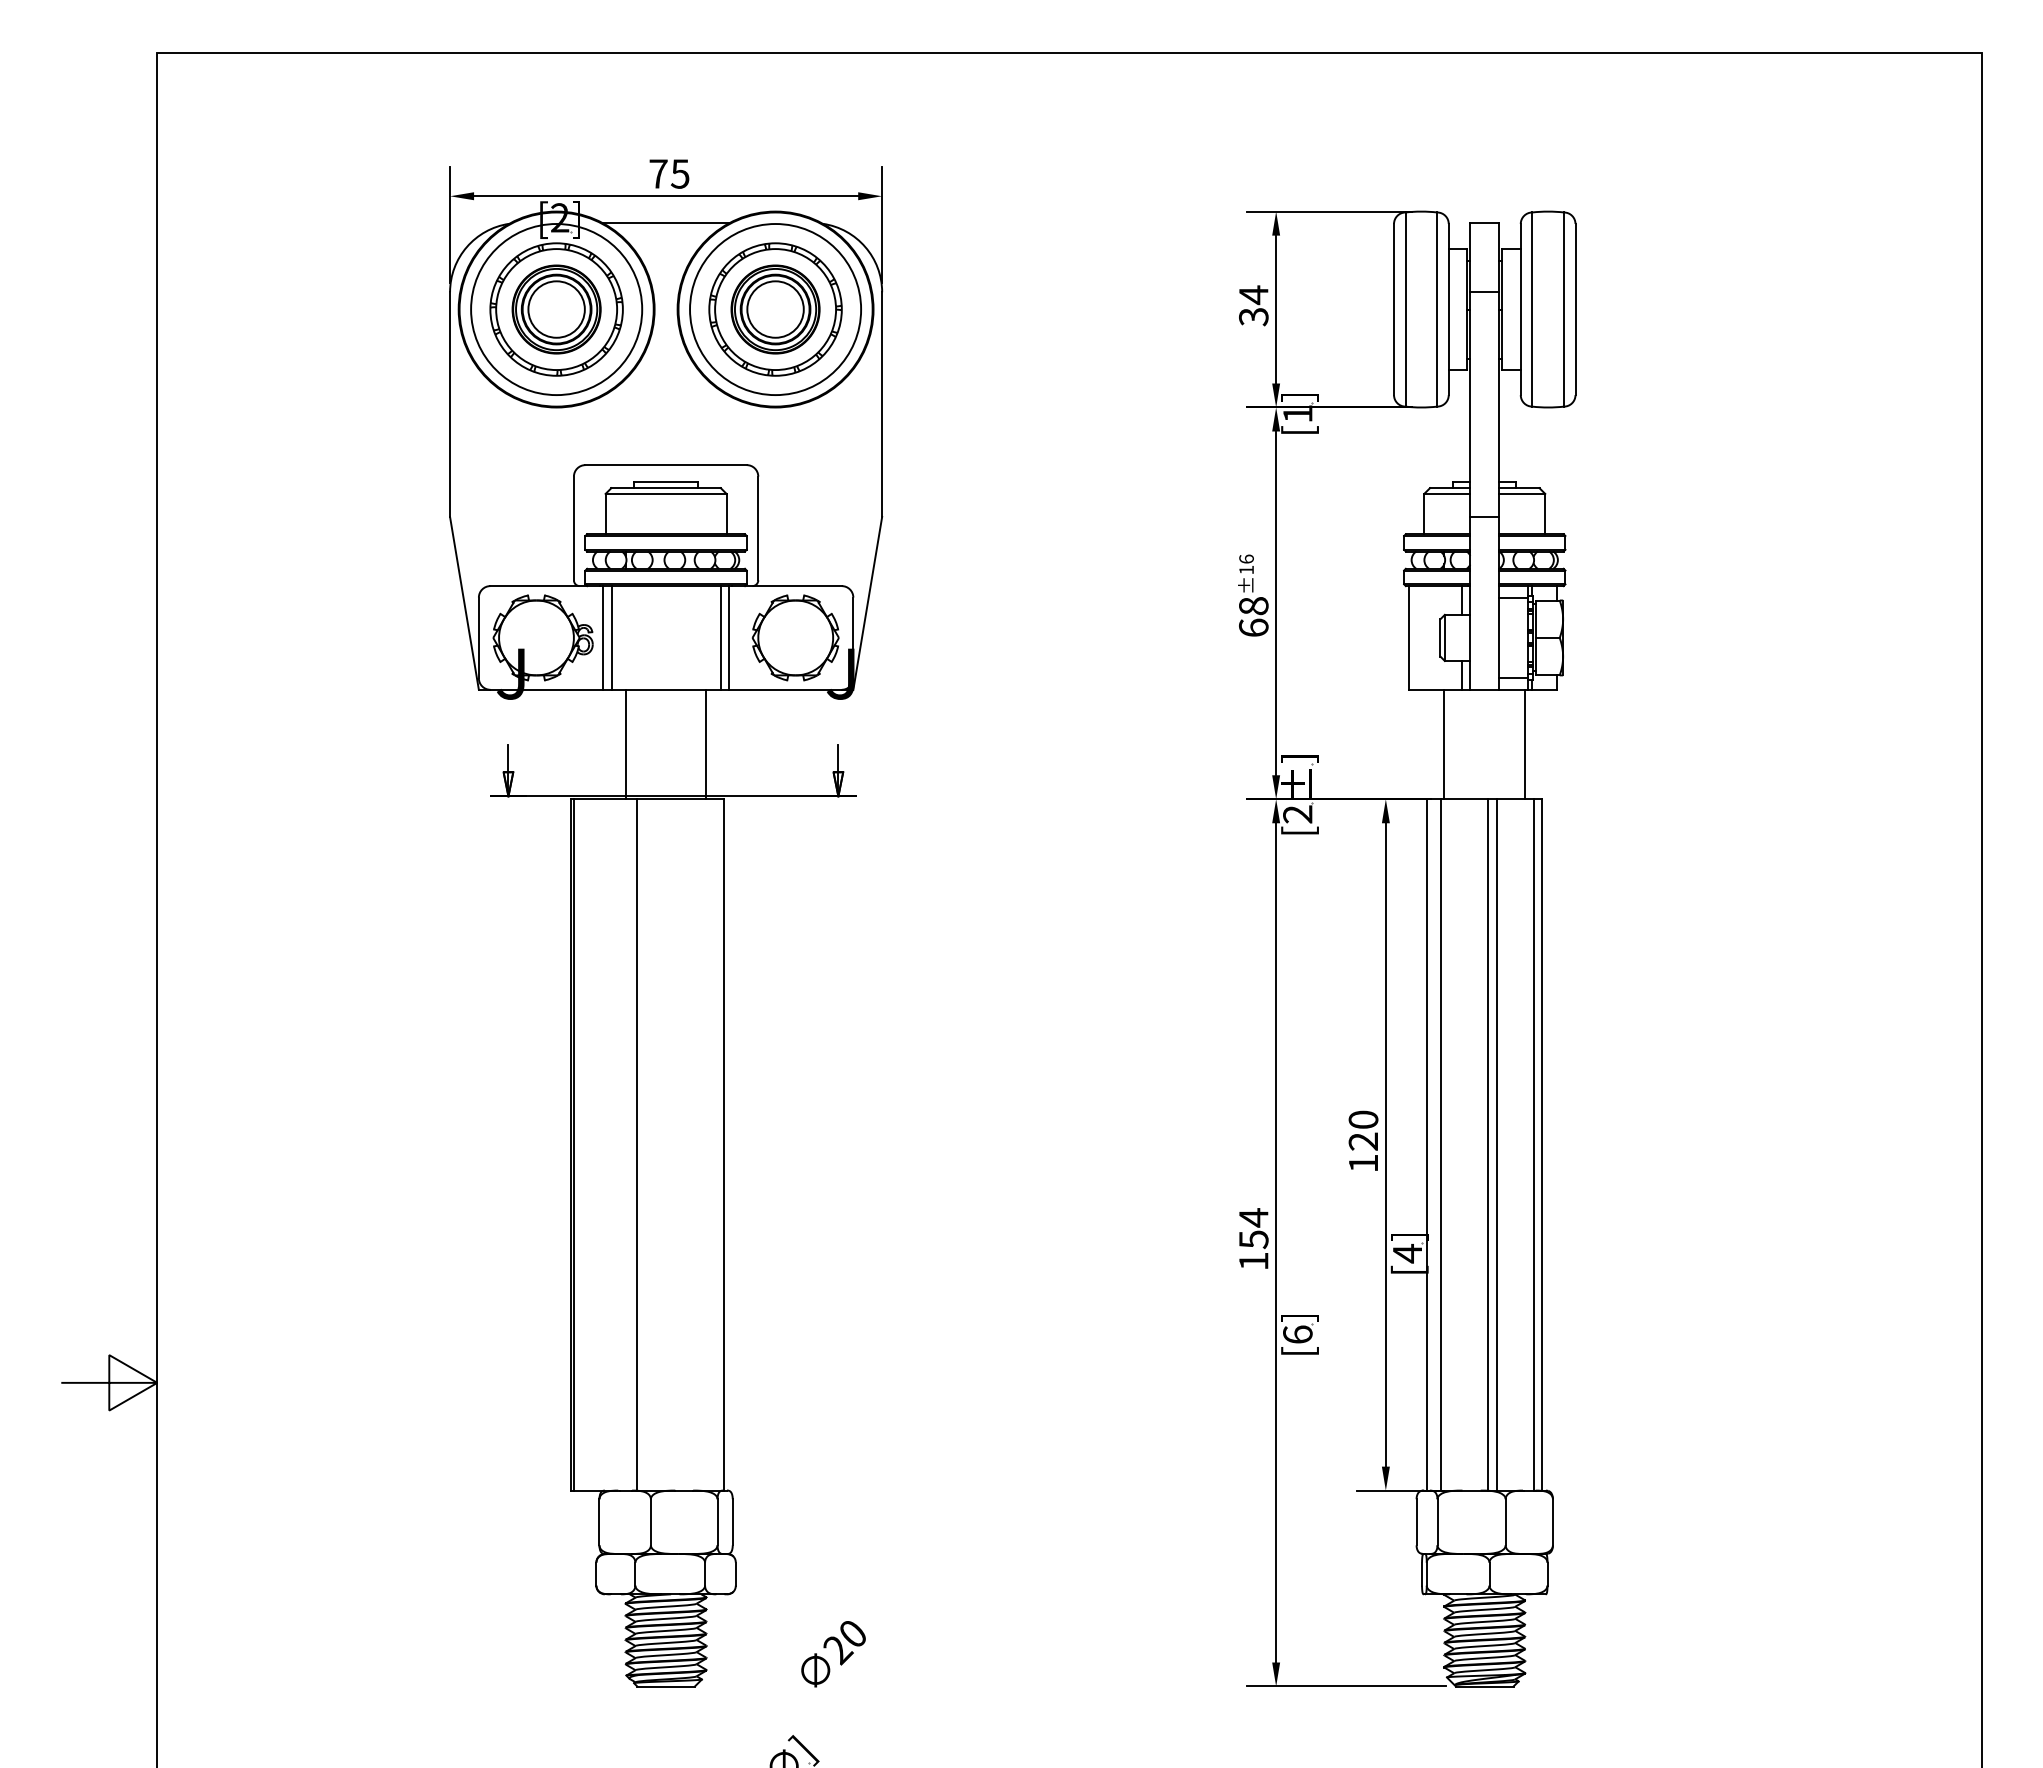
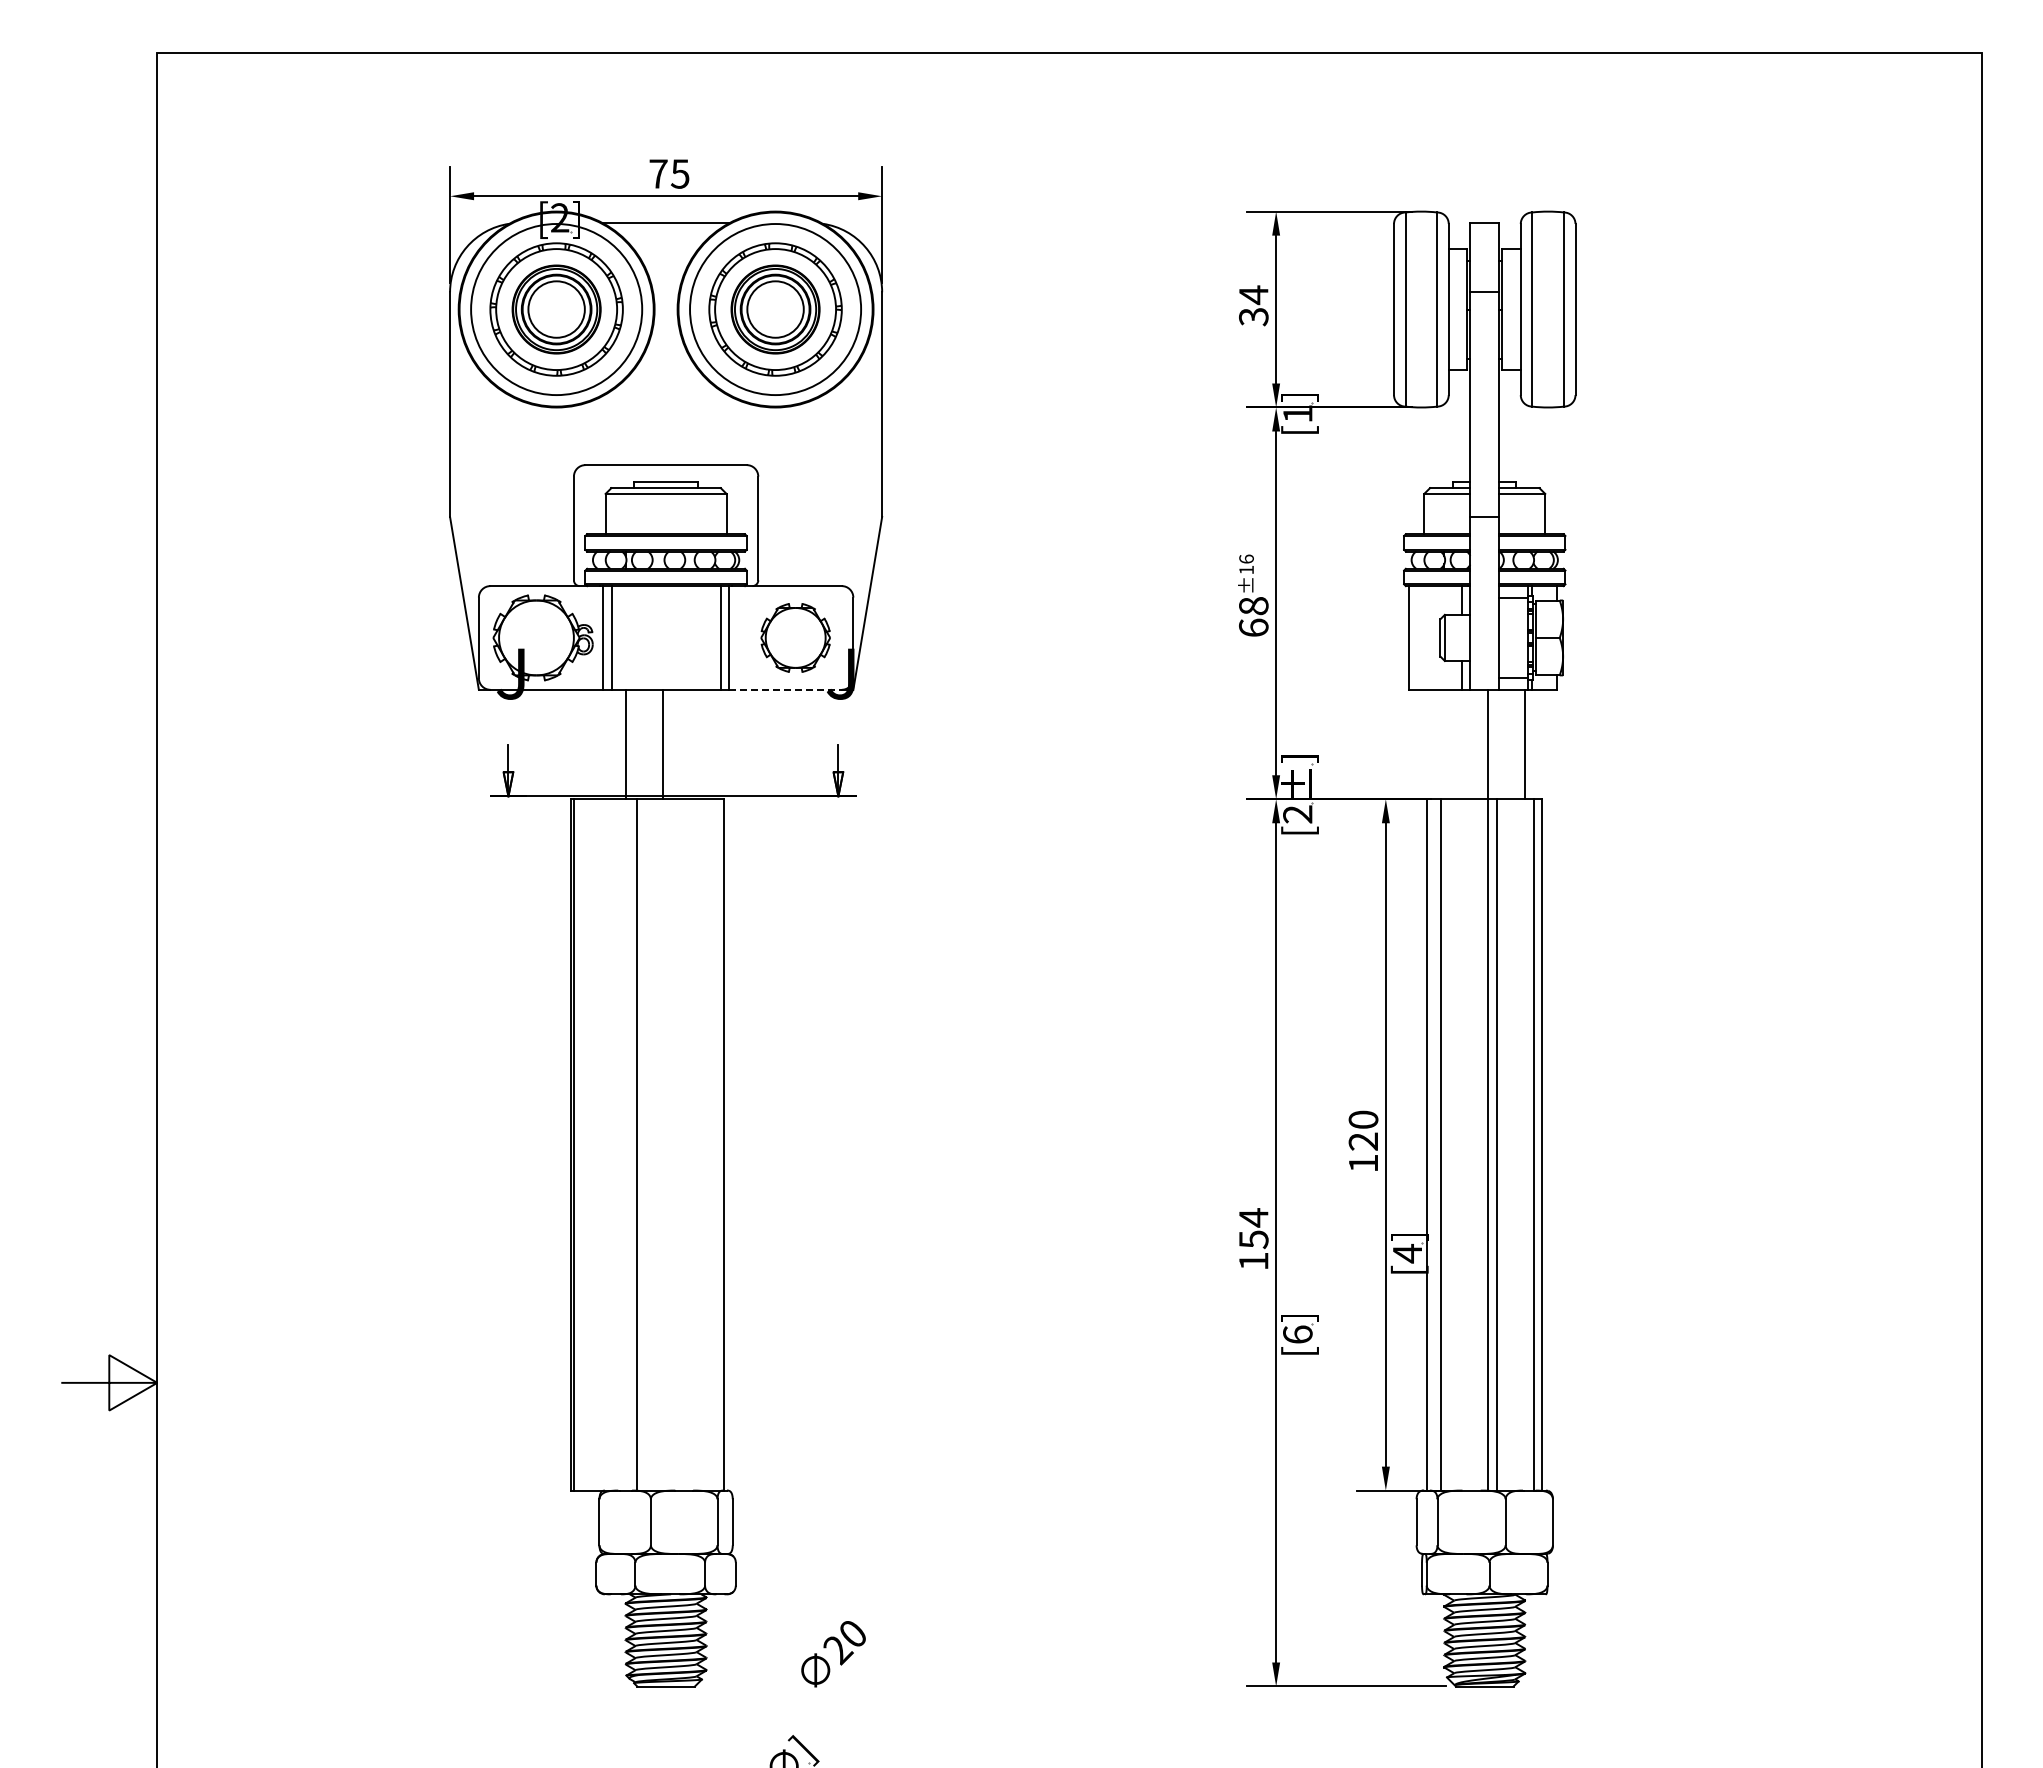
part size: 89x88 px -> 71x70 px (795, 637)
line: solid -> dashed (786, 689)
line position: (706, 744) -> (663, 744) (663, 744)
line position: (1444, 744) -> (1488, 744) (1488, 744)
